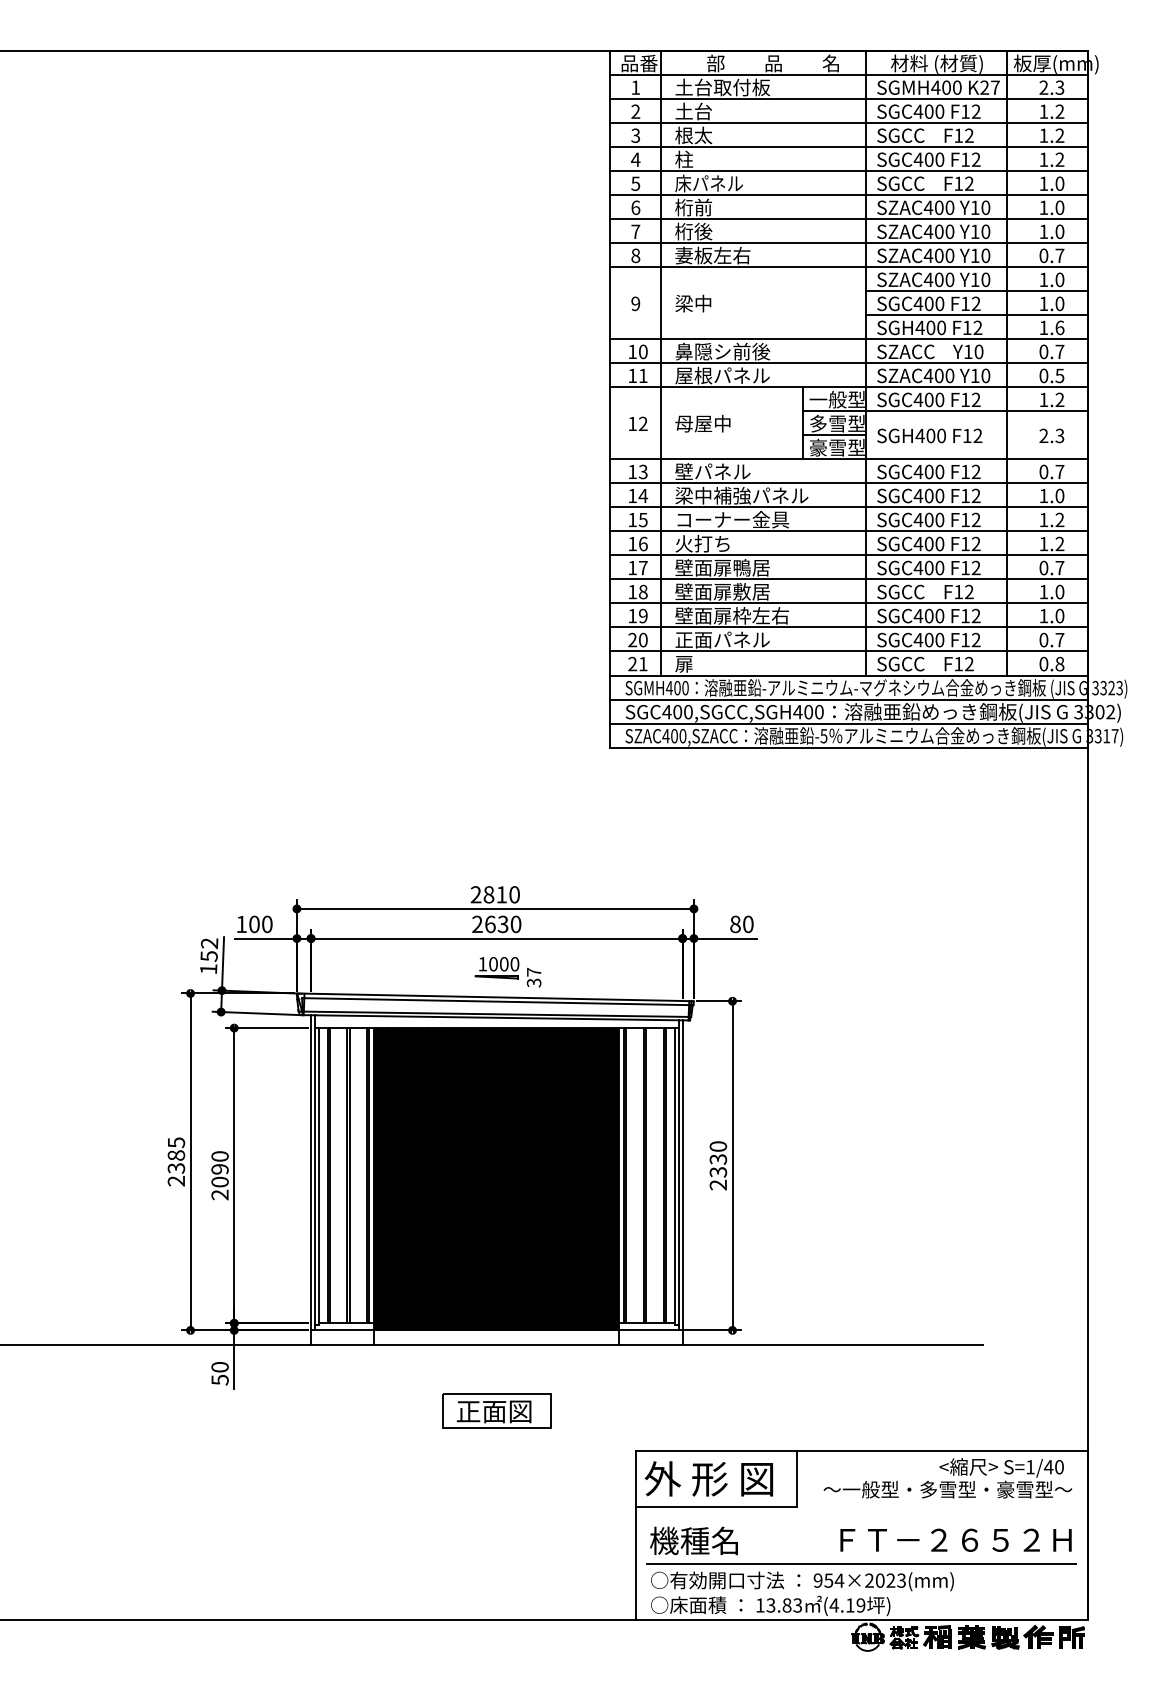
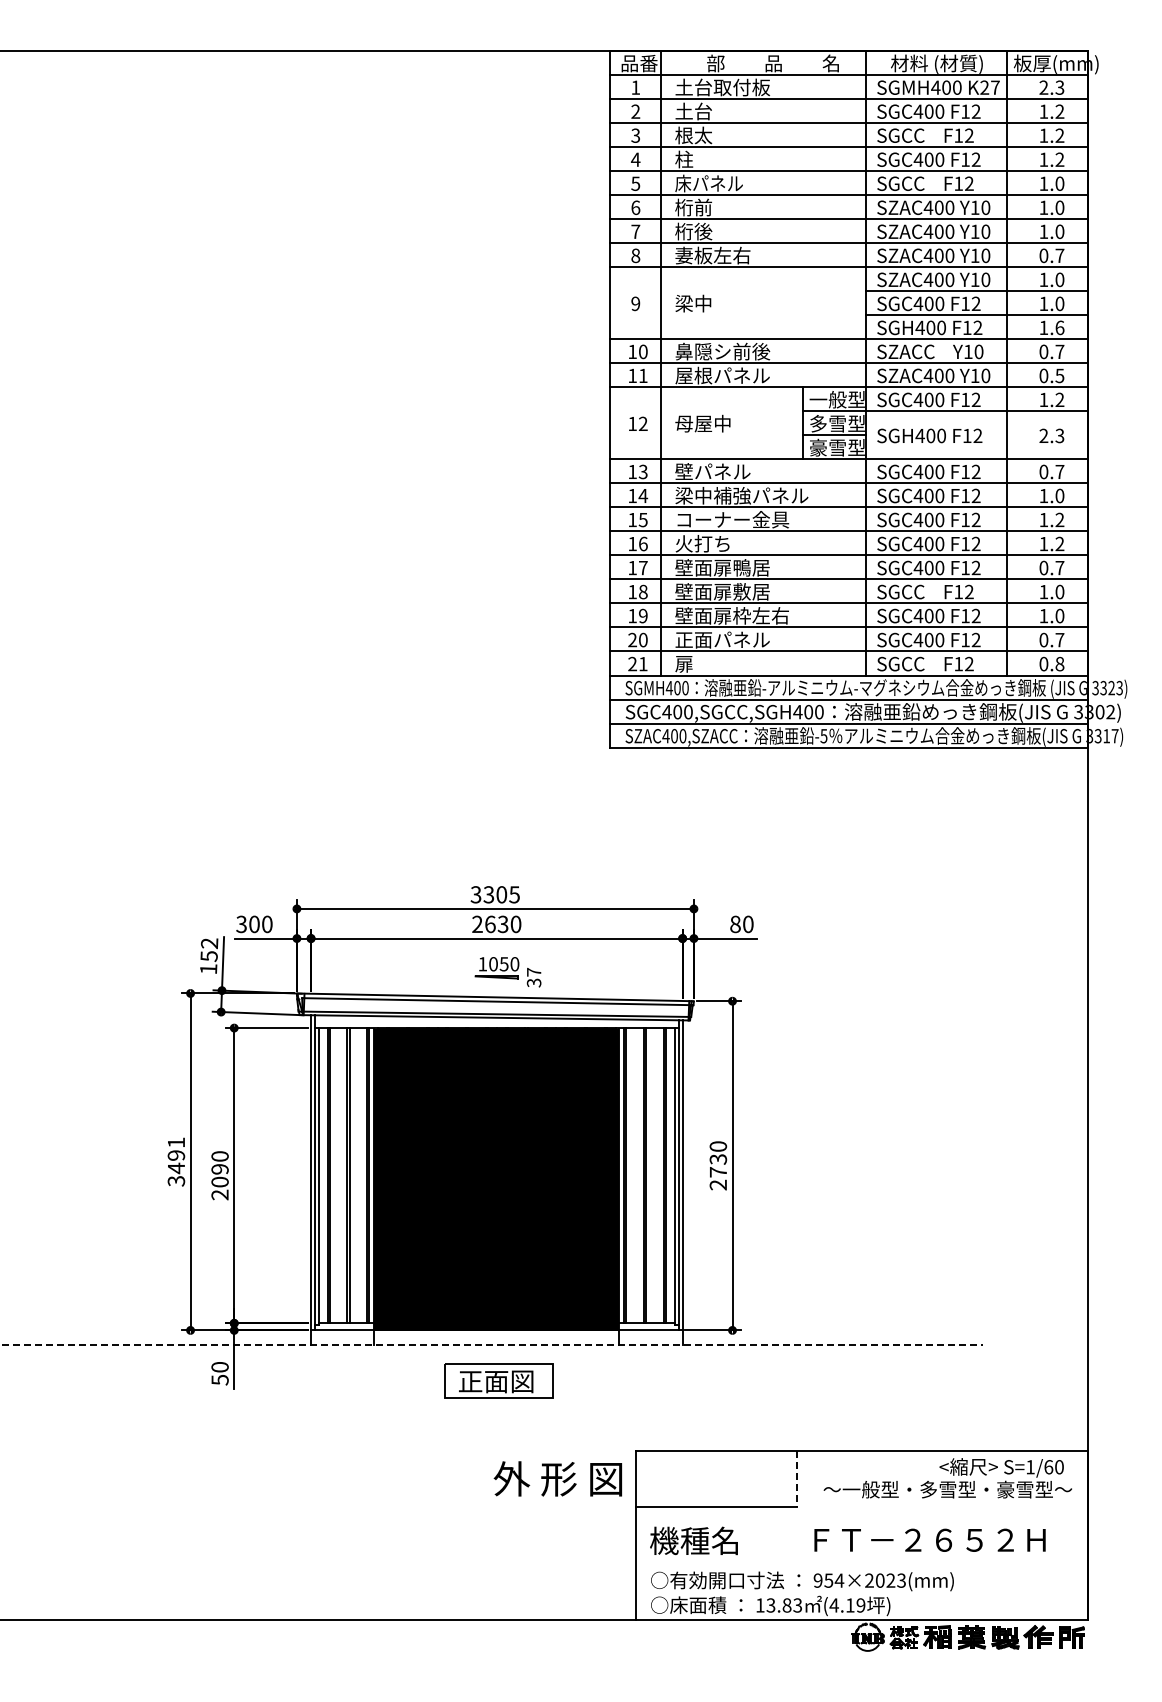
text: 2810 -> 3305 (494, 894)
text: 100 -> 300 (241, 924)
text: 1000 -> 1050 (503, 964)
text: 2385 -> 3491 (176, 1161)
text: 2330 -> 2730 (718, 1172)
line: solid -> dashed (491, 1344)
part position: (496, 1410) -> (498, 1380) (498, 1380)
text: S=1/40 -> S=1/60 (1048, 1467)
text position: (708, 1478) -> (557, 1478) (557, 1478)
line: solid -> dashed (797, 1479)
text position: (955, 1539) -> (929, 1539) (929, 1539)
line: present -> none (861, 1563)
